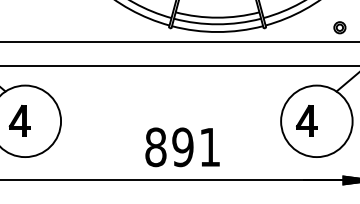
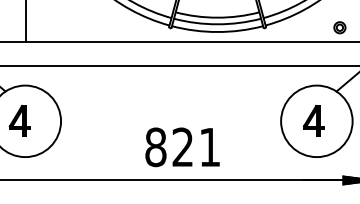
line: none -> present (25, 22)
part position: (306, 120) -> (313, 120) (313, 120)
text: 891 -> 821 (182, 147)
